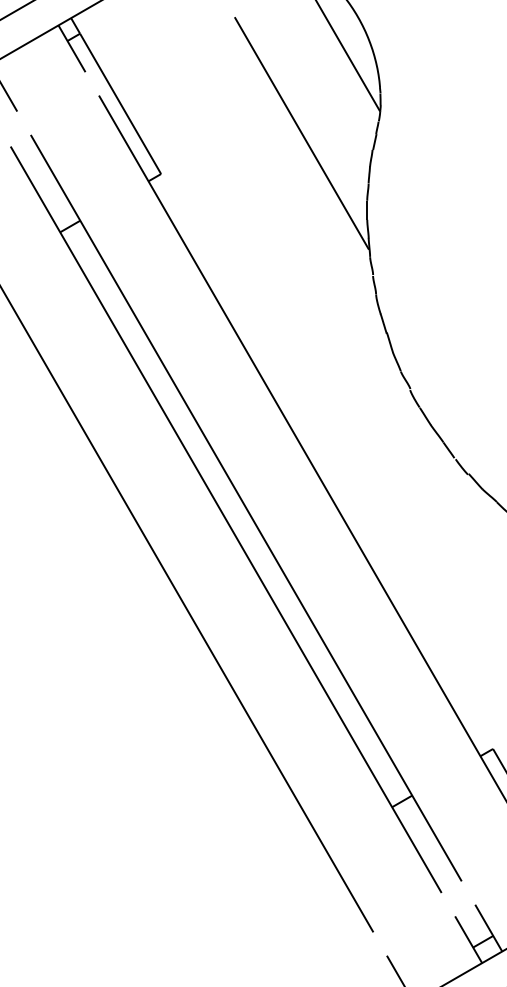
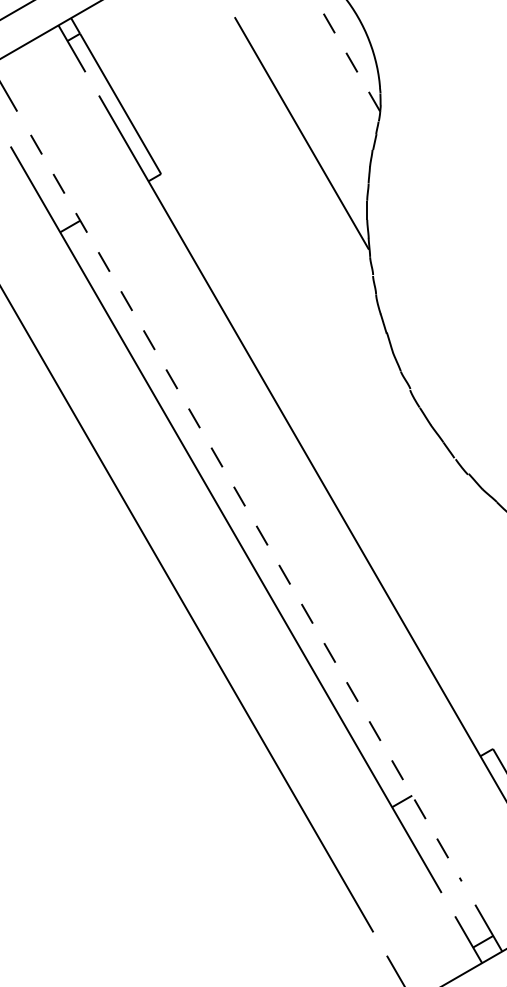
line: solid -> dashed (347, 55)
line: solid -> dashed (246, 508)
